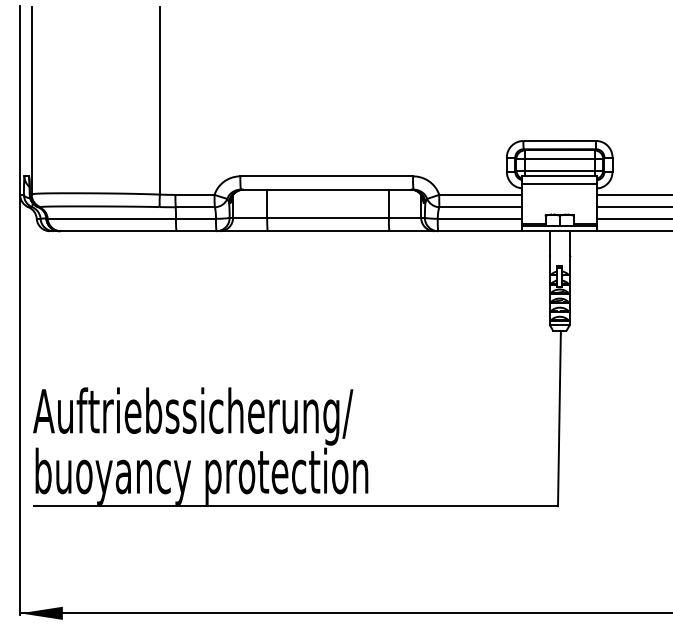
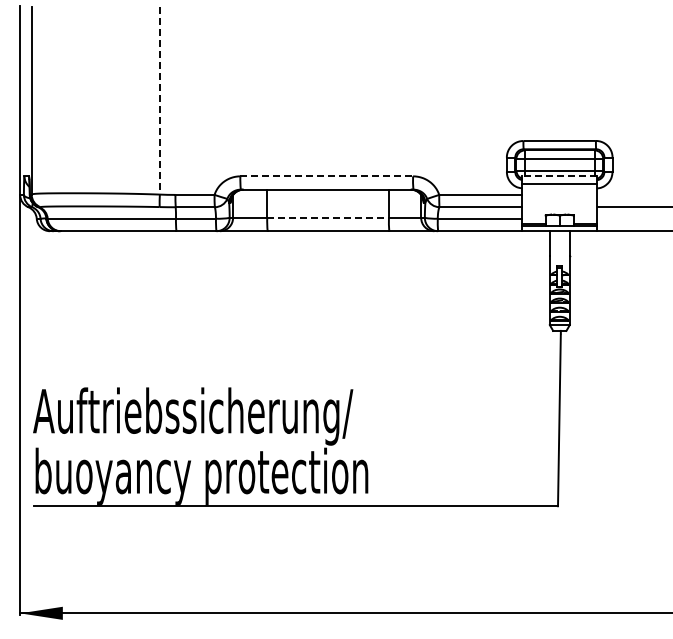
line: solid -> dashed (159, 100)
line: solid -> dashed (327, 176)
line: solid -> dashed (559, 176)
line: present -> none (633, 194)
line: solid -> dashed (328, 217)
line: present -> none (633, 218)
